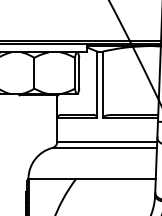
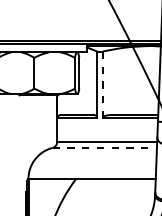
line: solid -> dashed (102, 84)
line: solid -> dashed (105, 147)
